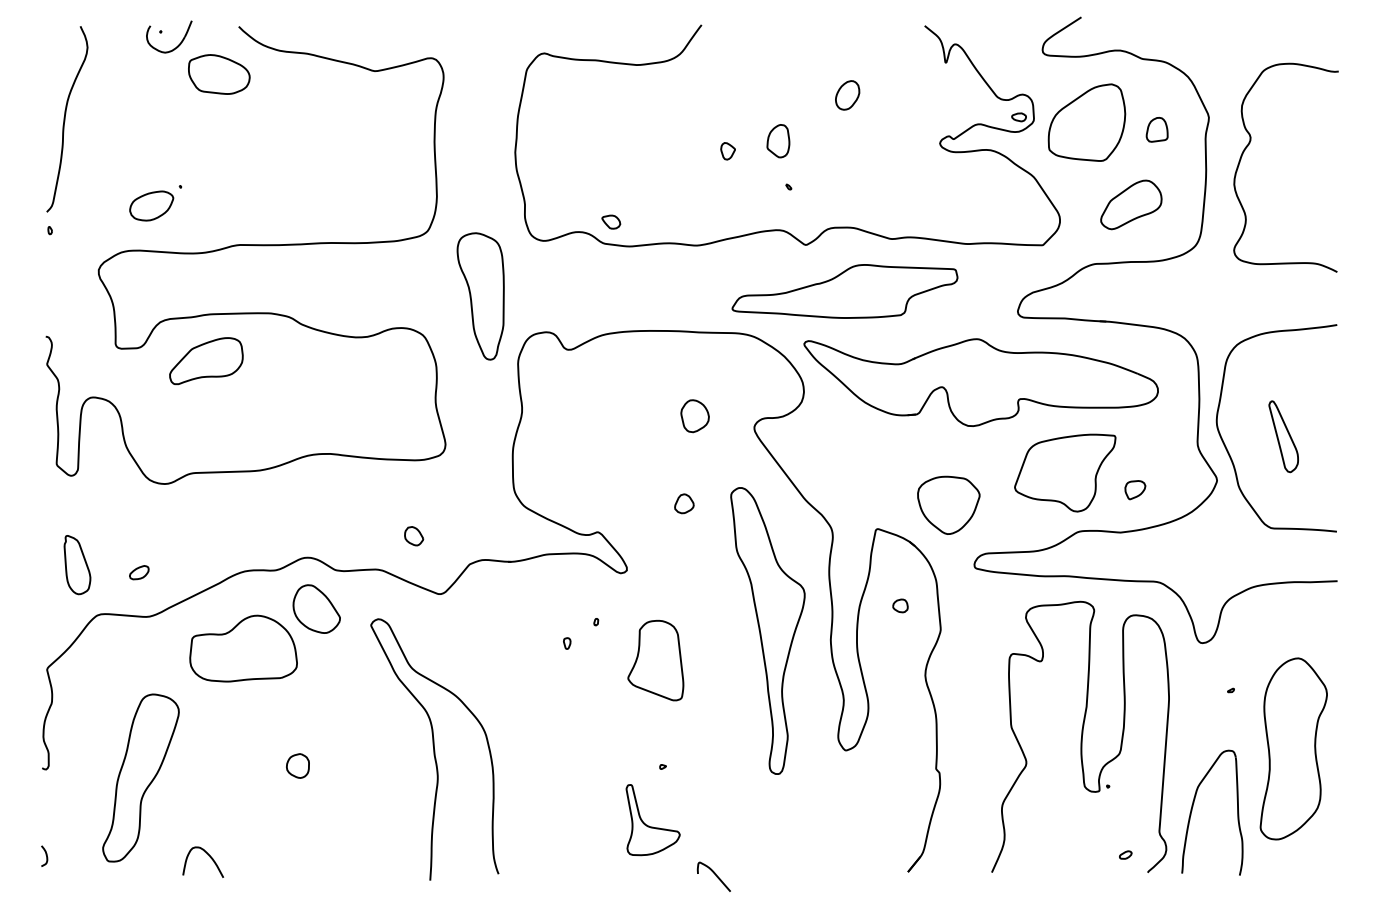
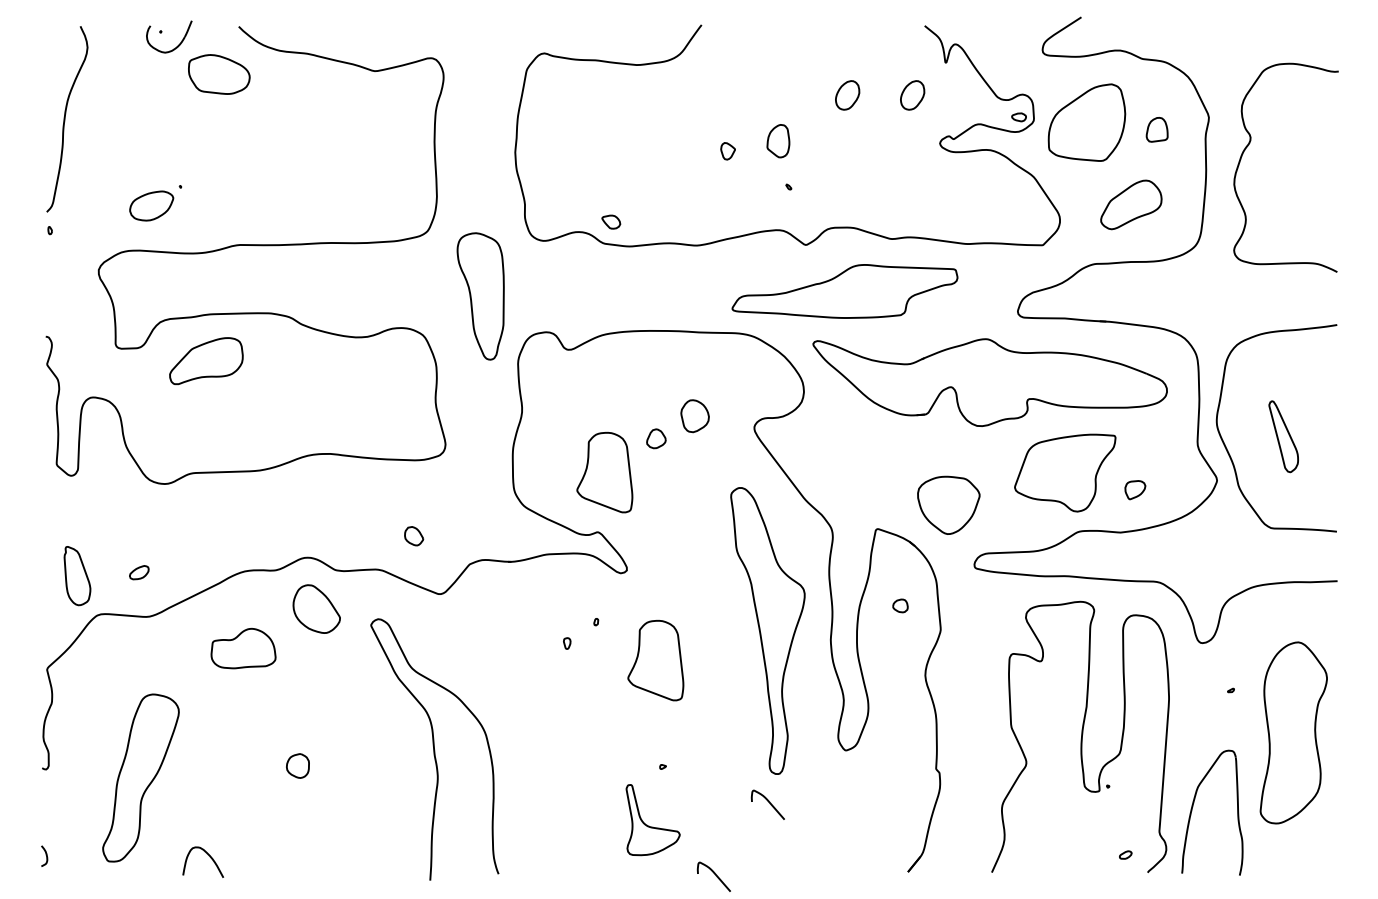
part: none -> present (912, 95)
part position: (980, 382) -> (989, 382) (989, 382)
part: none -> present (604, 472)
part position: (684, 503) -> (656, 438) (656, 438)
part position: (77, 565) -> (77, 576) (77, 576)
part size: 109x69 px -> 67x43 px (243, 648)
part position: (1293, 748) -> (1293, 732) (1293, 732)
curve: none -> present (768, 802)
